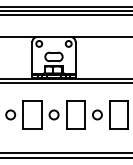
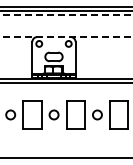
line: solid -> dashed (66, 15)
line: solid -> dashed (66, 36)
line: present -> none (65, 153)
